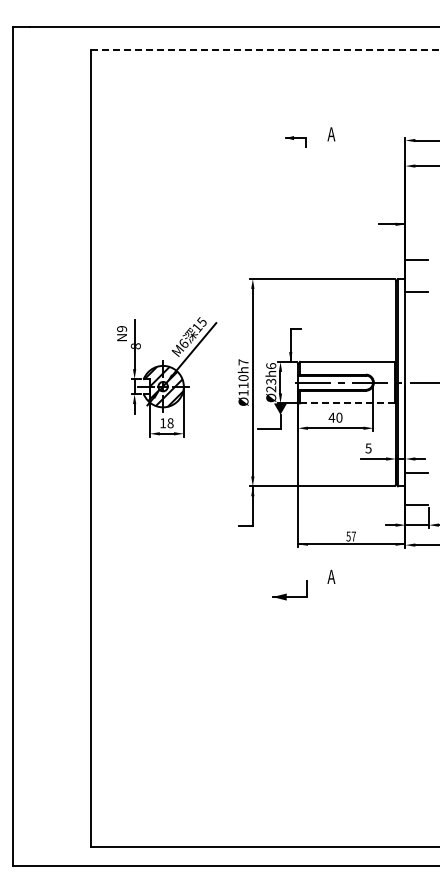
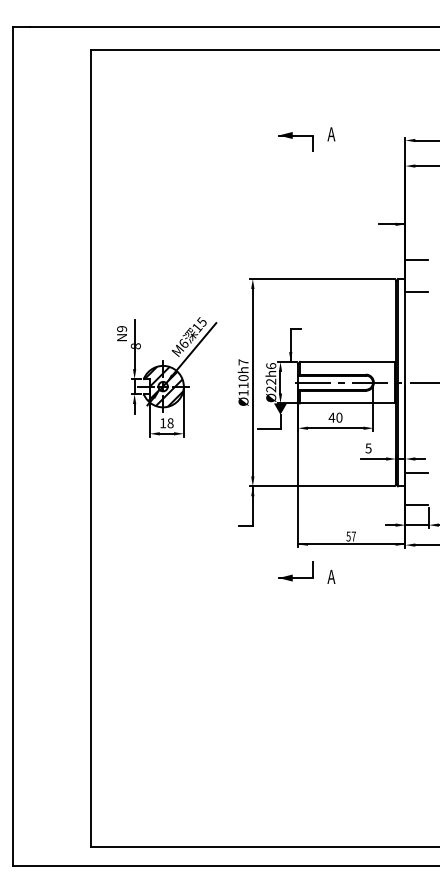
line: dashed -> solid (266, 49)
part size: 22x12 px -> 36x20 px (295, 141)
text: Ø23h6 -> Ø22h6 (271, 381)
line: dashed -> solid (347, 403)
part position: (289, 590) -> (295, 571) (295, 571)
